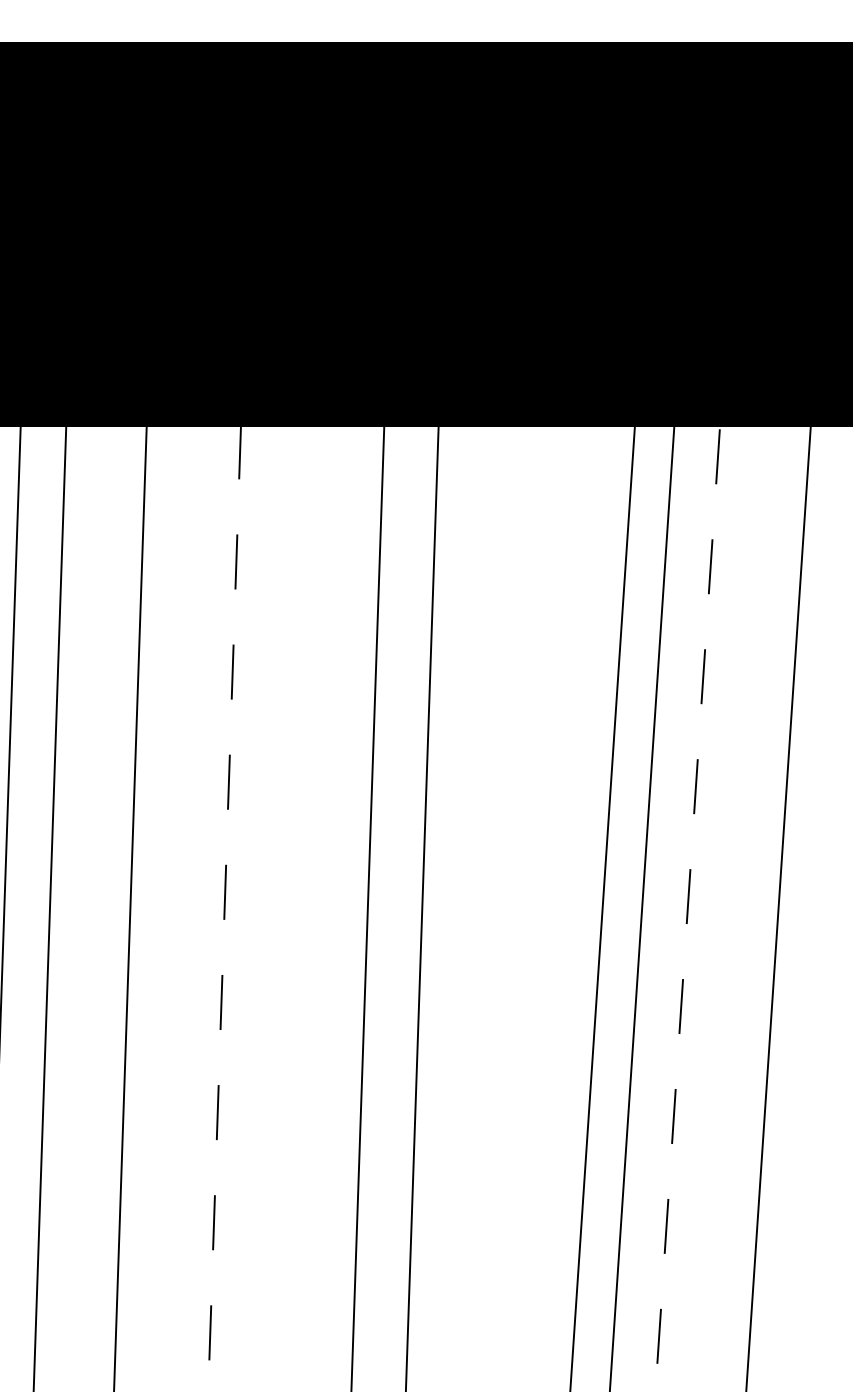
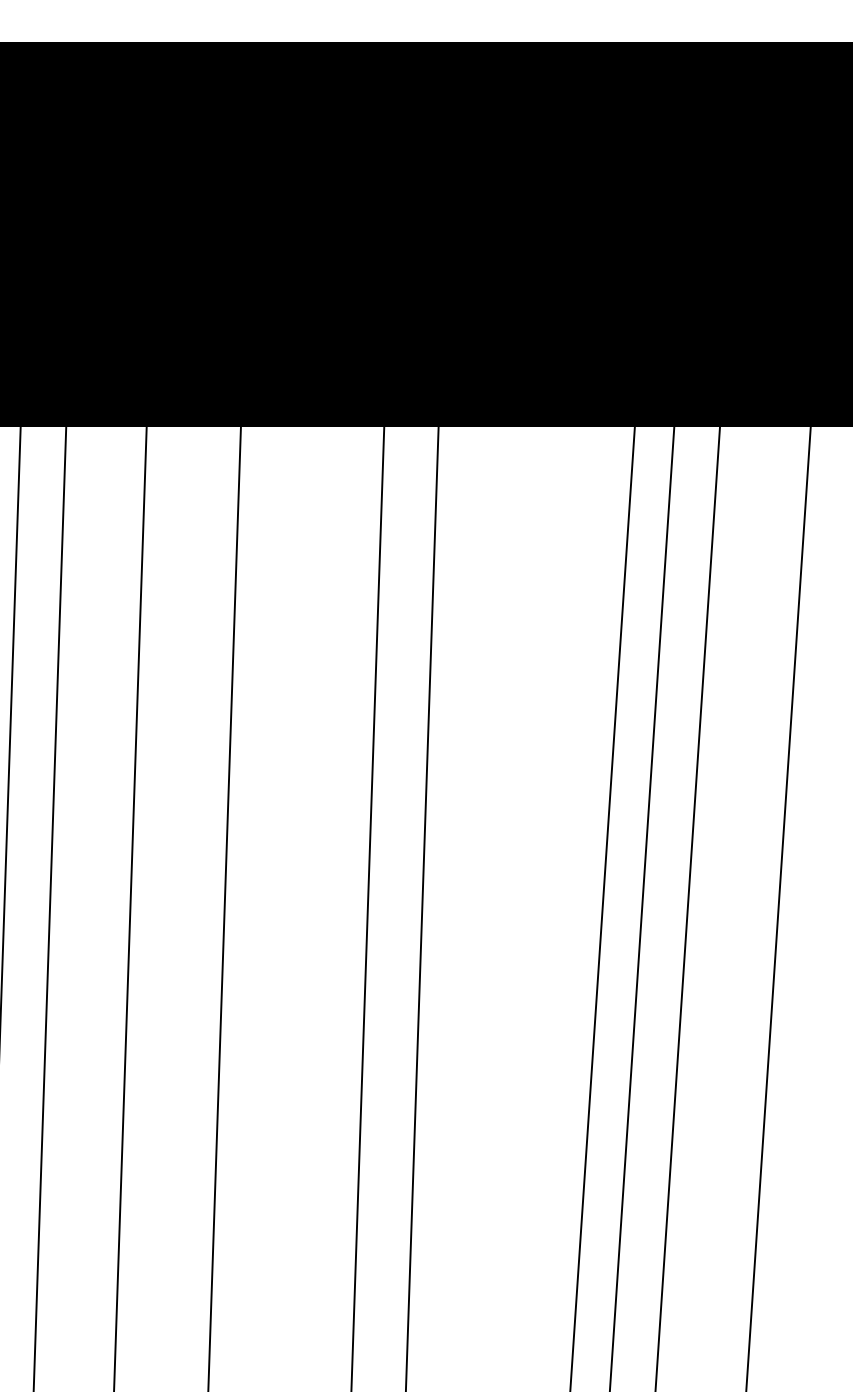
line: dashed -> solid (227, 837)
line: dashed -> solid (692, 837)
